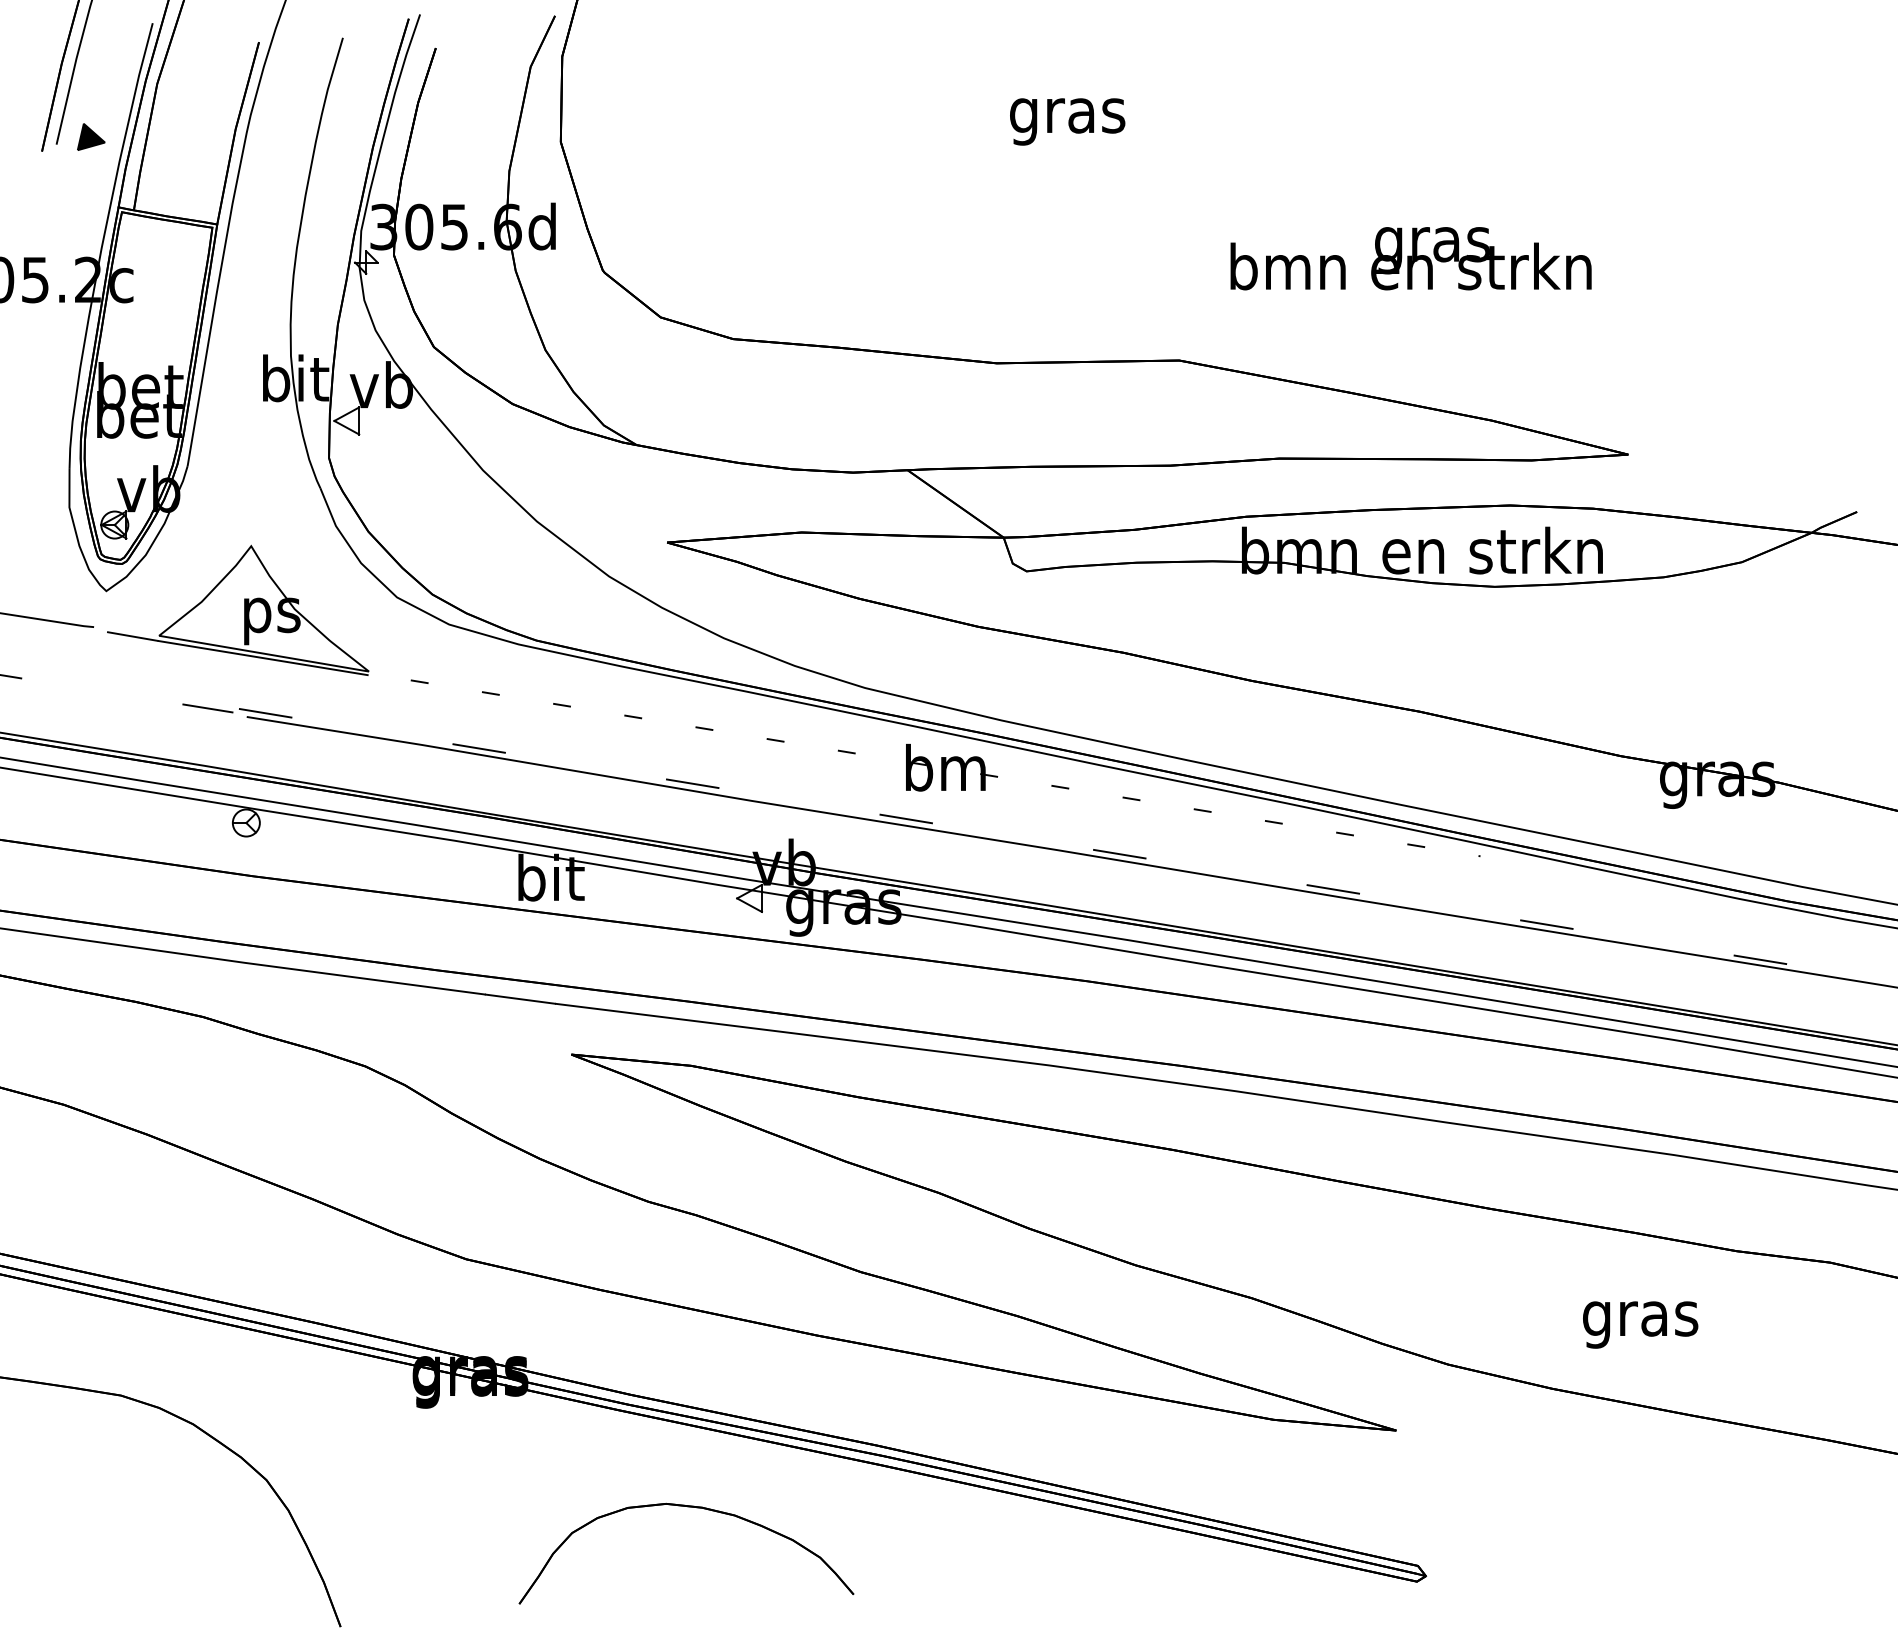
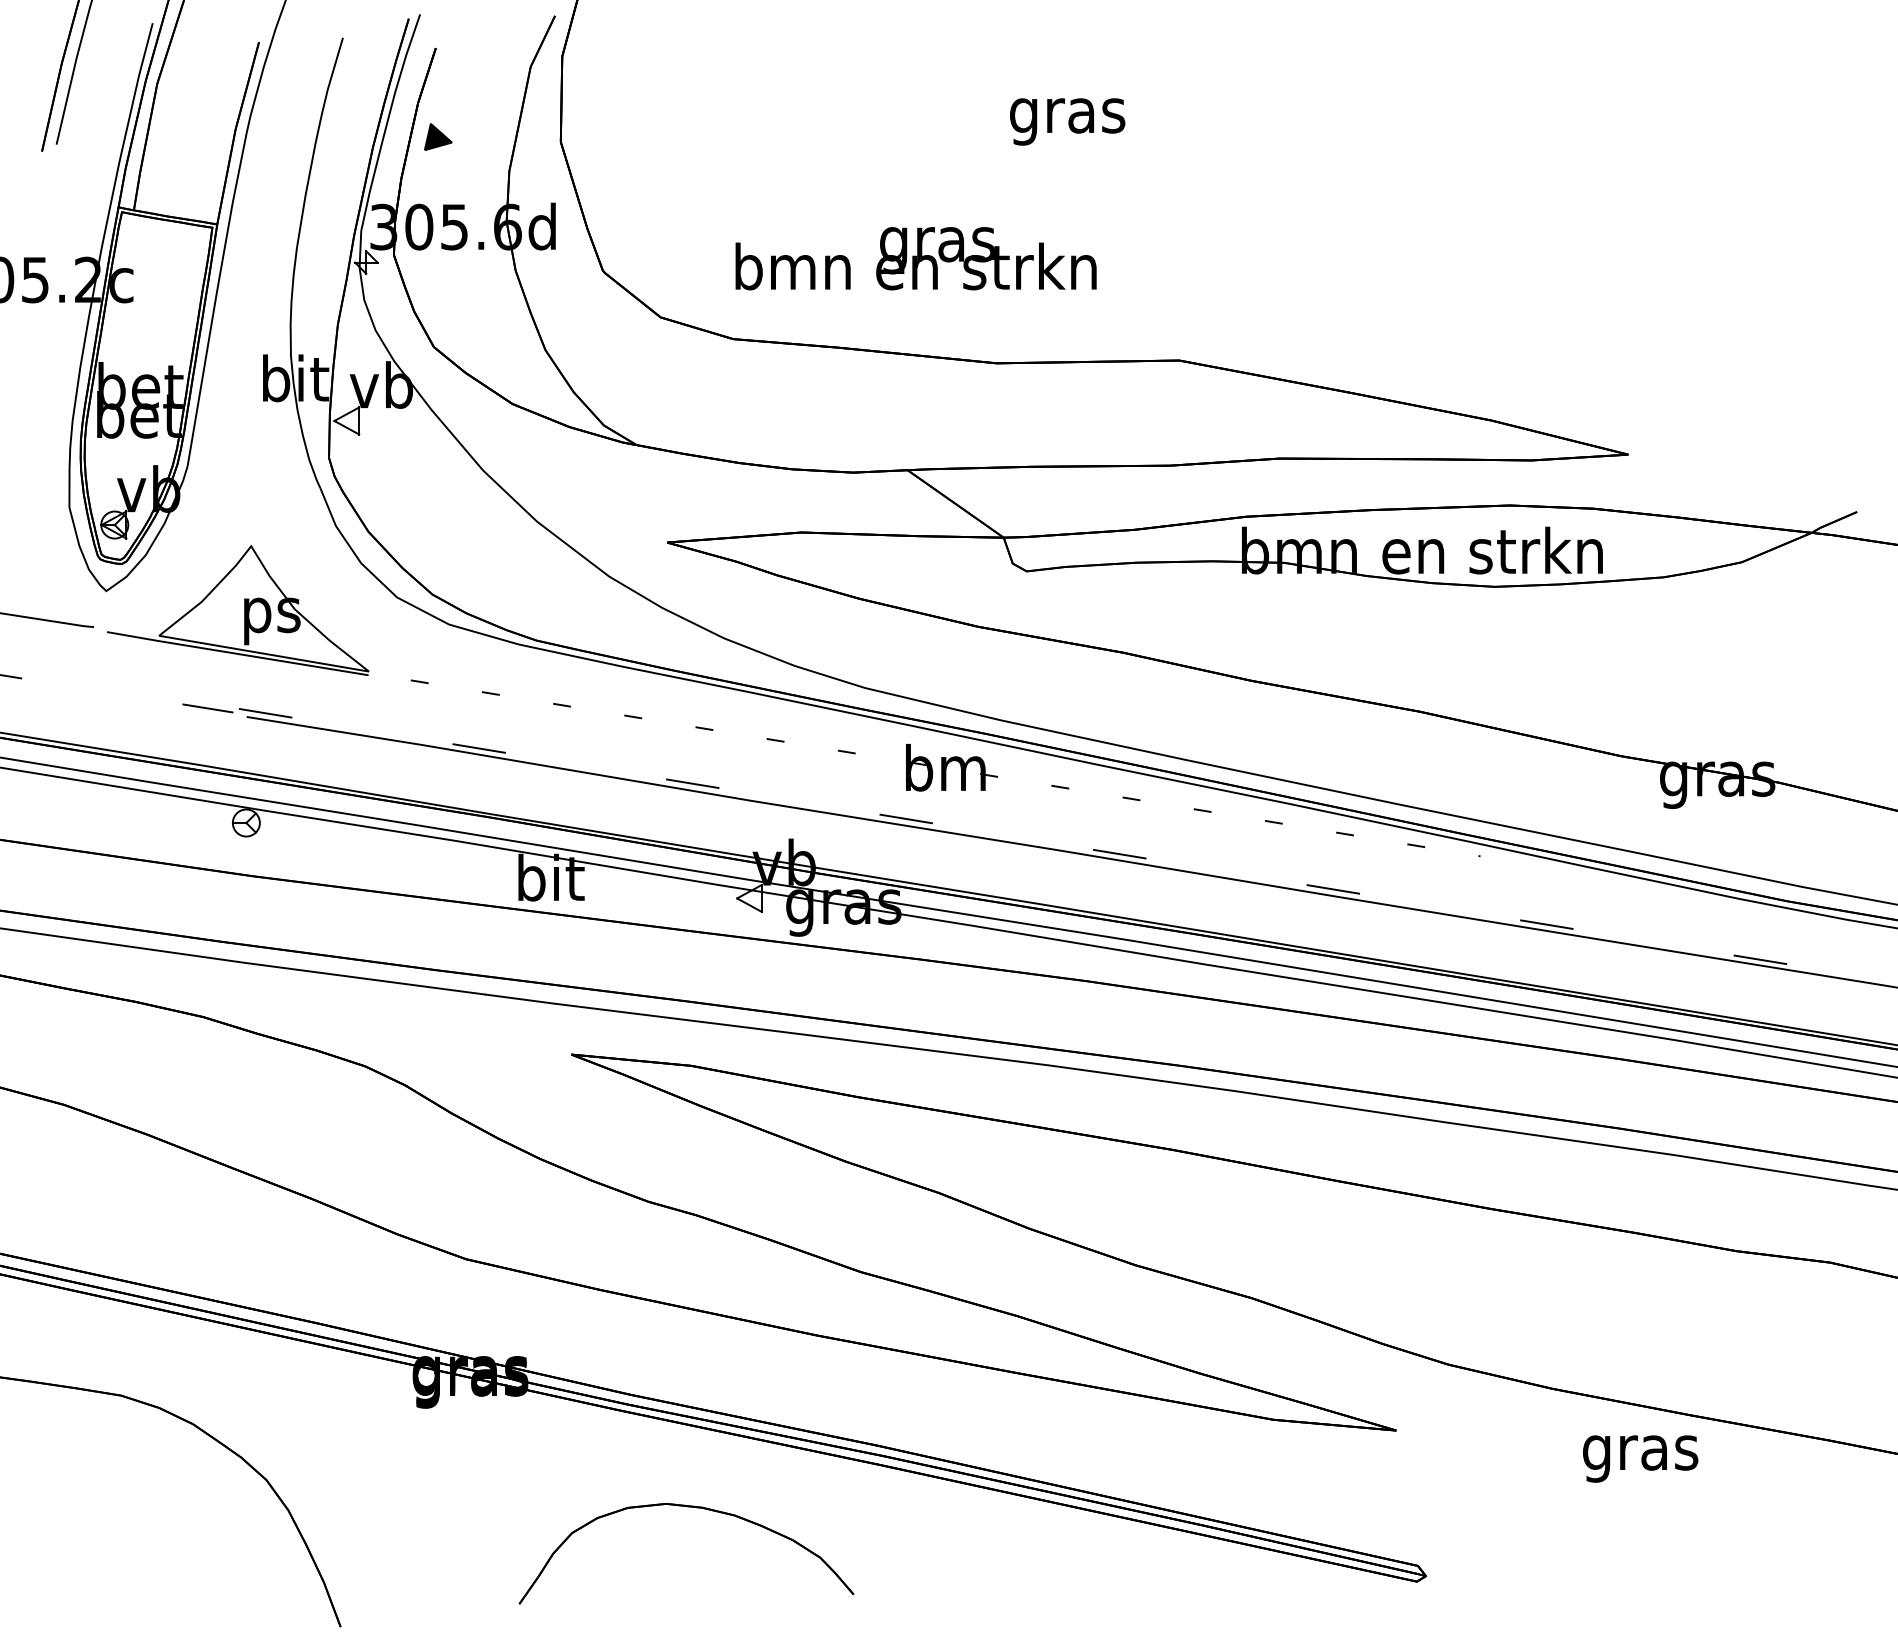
part position: (91, 136) -> (438, 136) (438, 136)
text position: (1410, 258) -> (915, 258) (915, 258)
text position: (1640, 1324) -> (1640, 1458) (1640, 1458)
